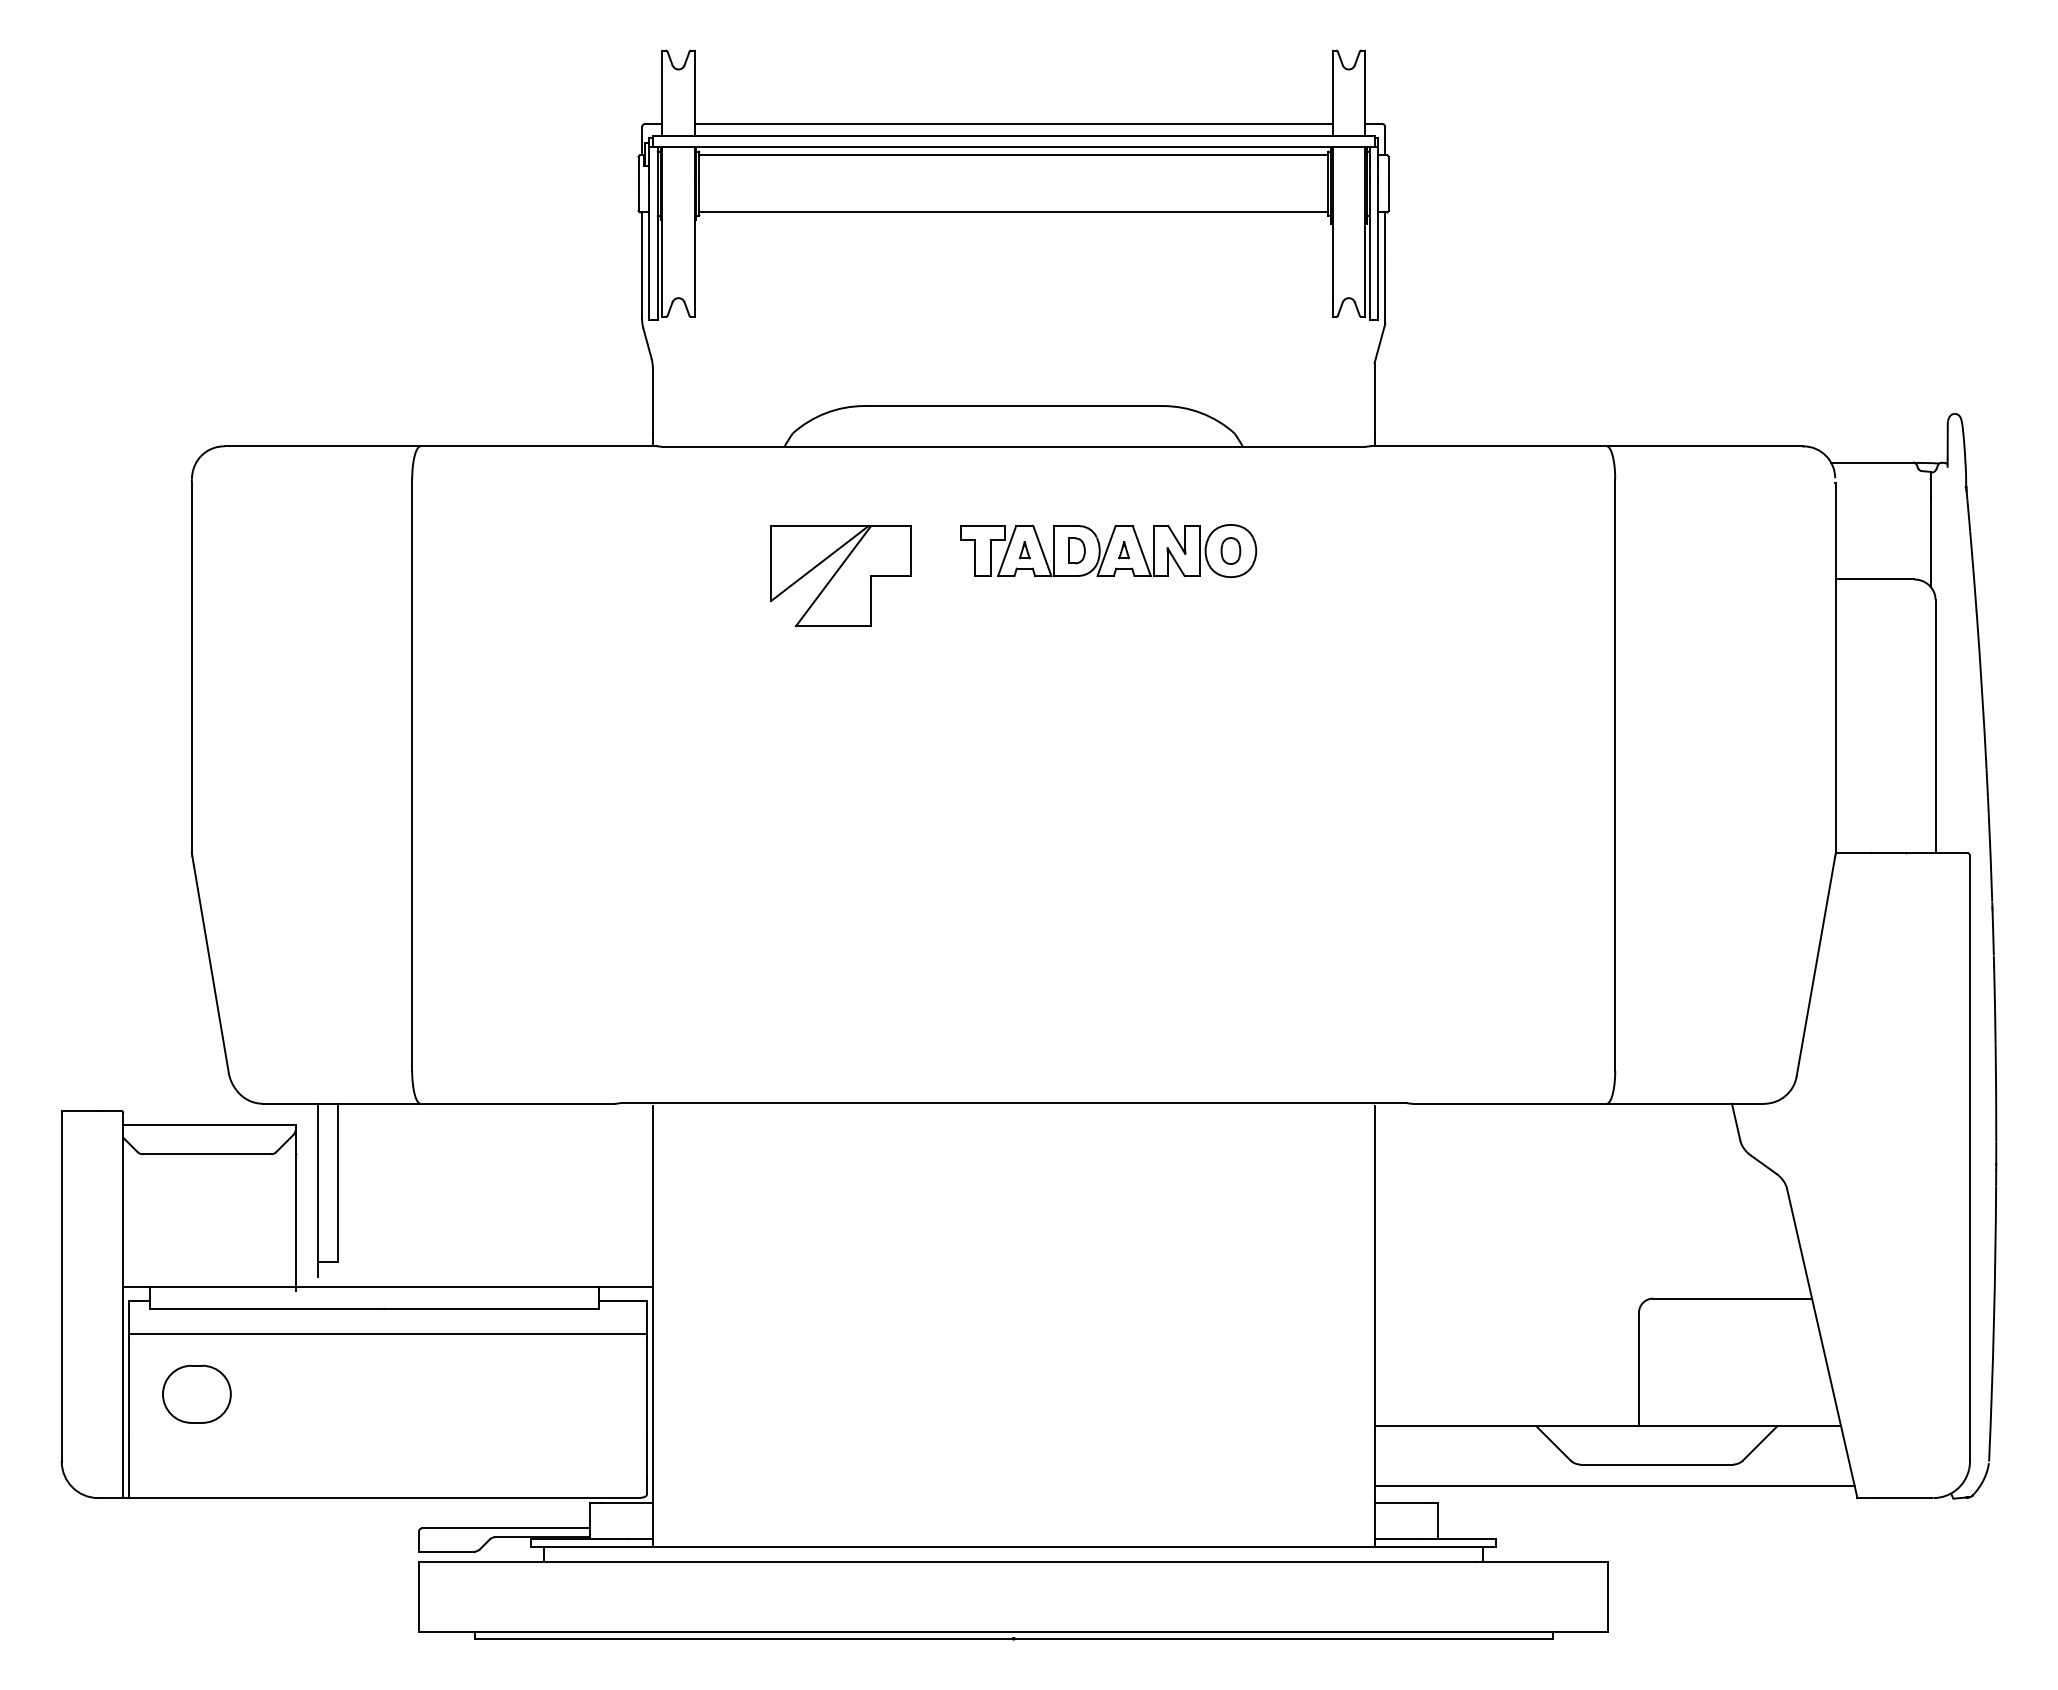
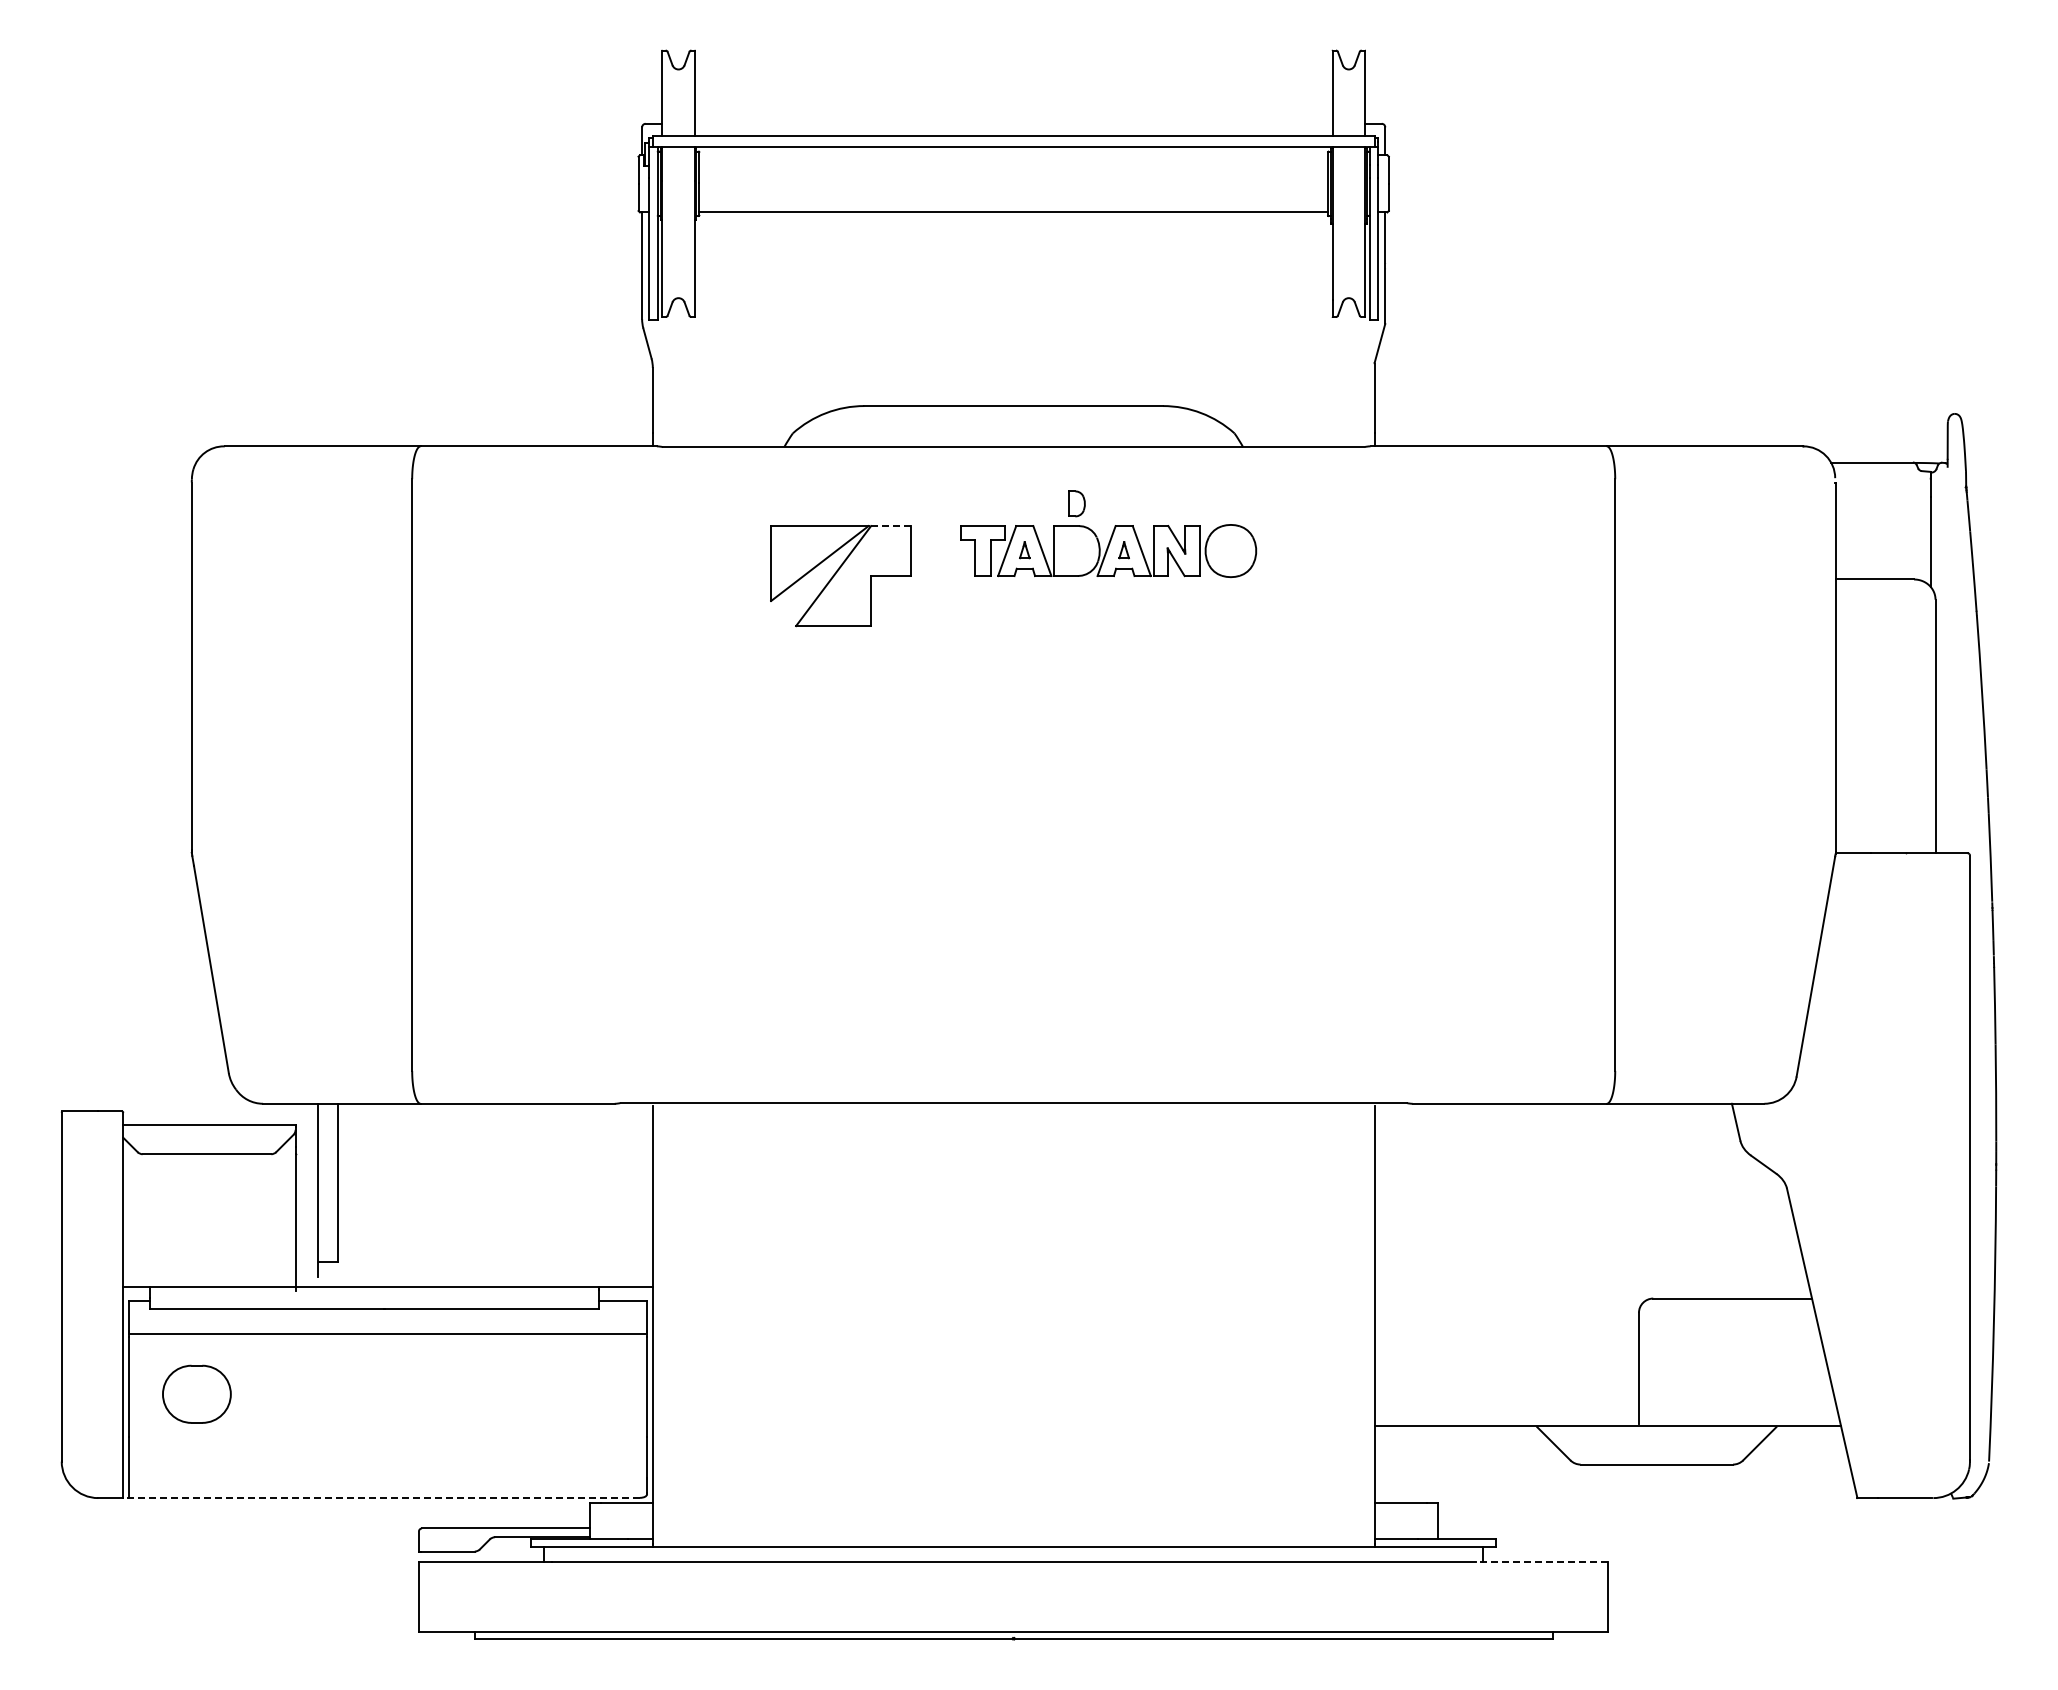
line: present -> none (1013, 123)
line: present -> none (1013, 155)
line: solid -> dashed (891, 526)
part position: (1076, 550) -> (1076, 503) (1076, 503)
part: present -> none (1230, 550)
line: present -> none (1614, 1485)
line: solid -> dashed (381, 1497)
line: solid -> dashed (1541, 1561)
